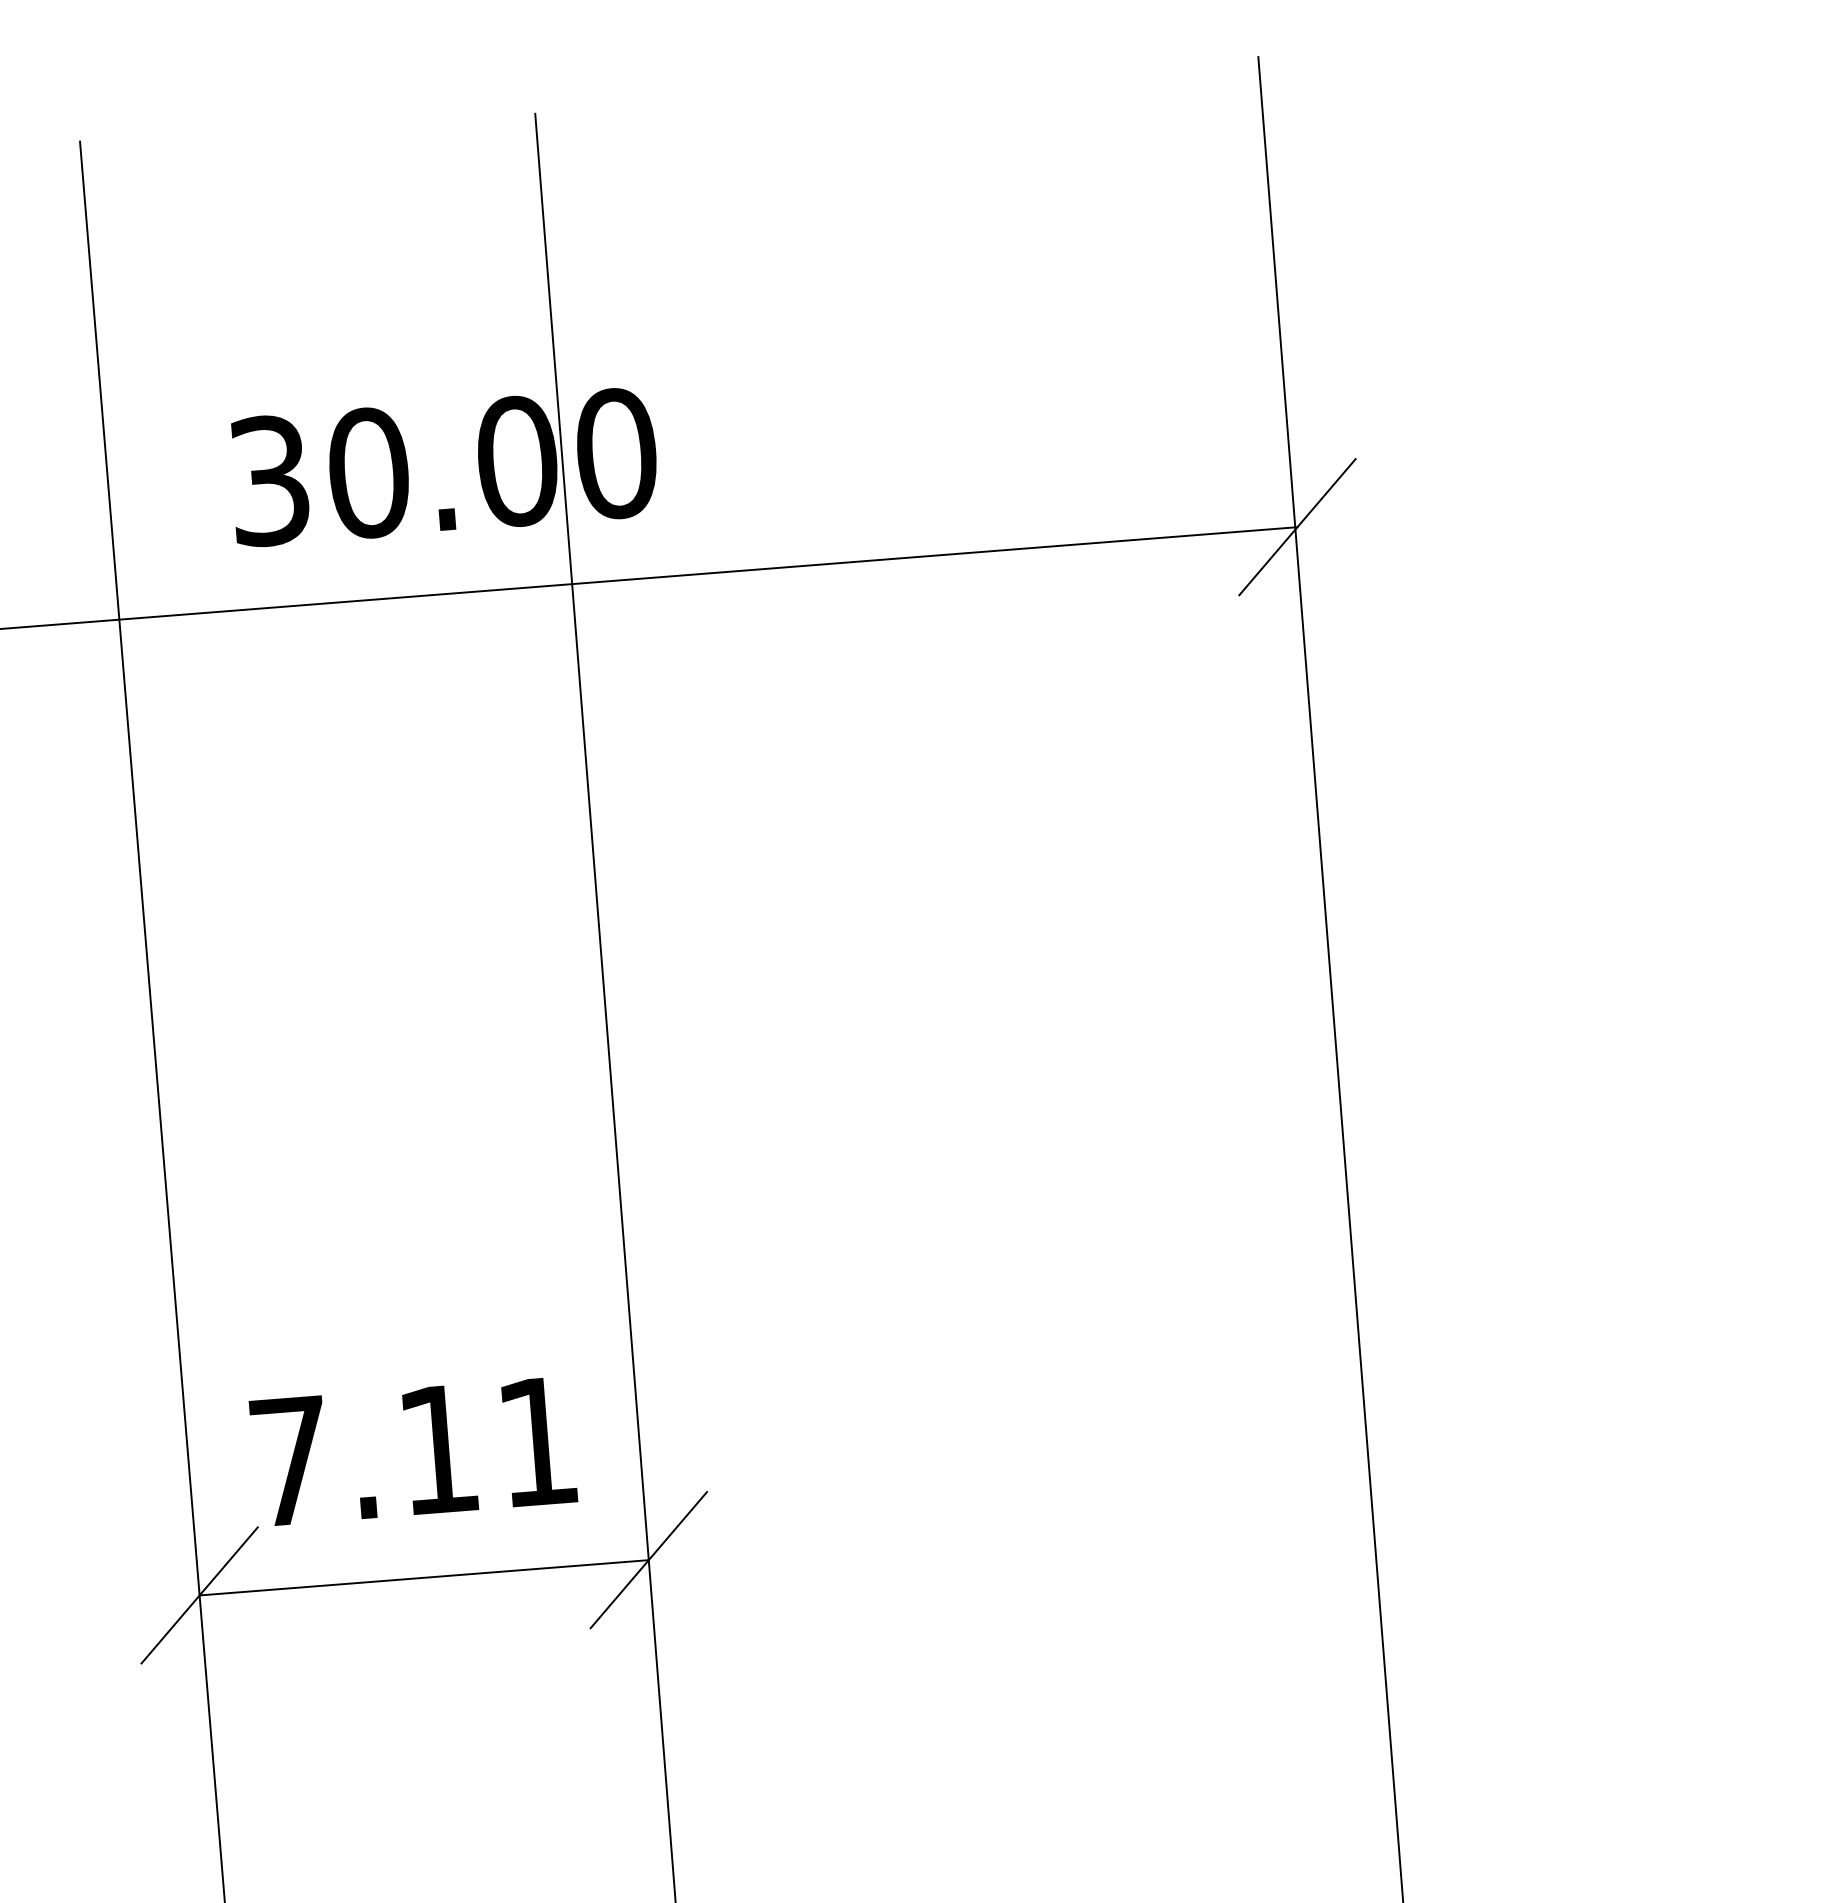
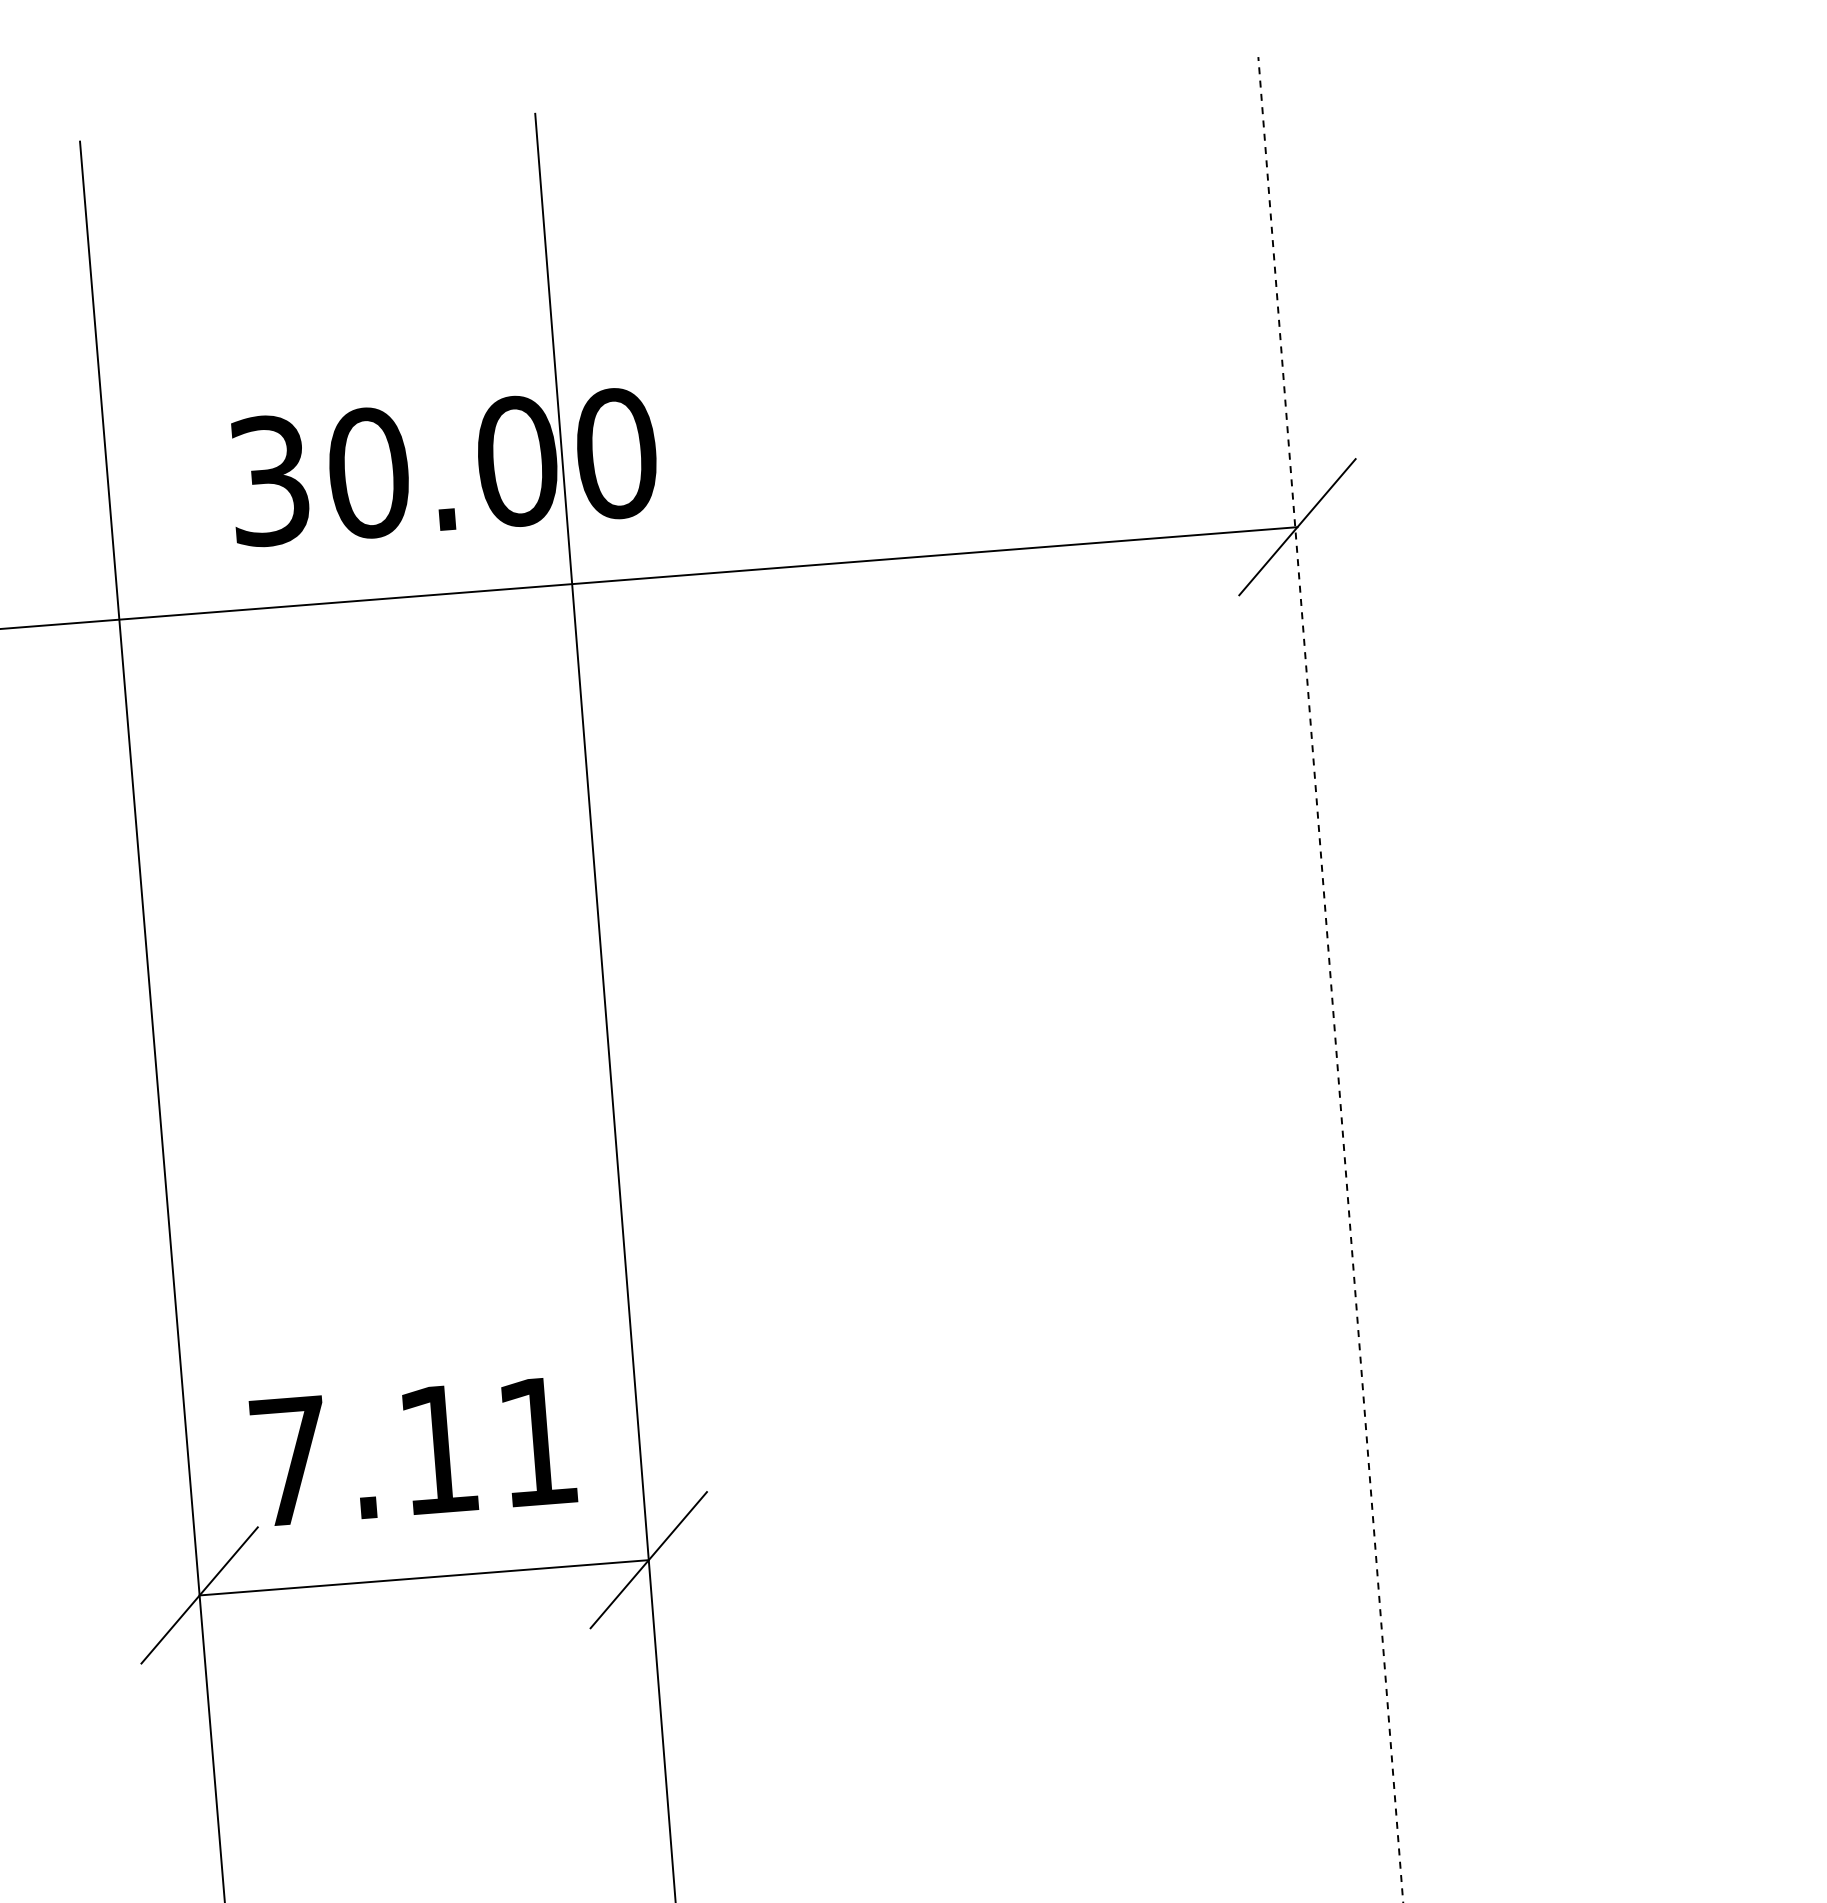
line: solid -> dashed (1330, 979)
